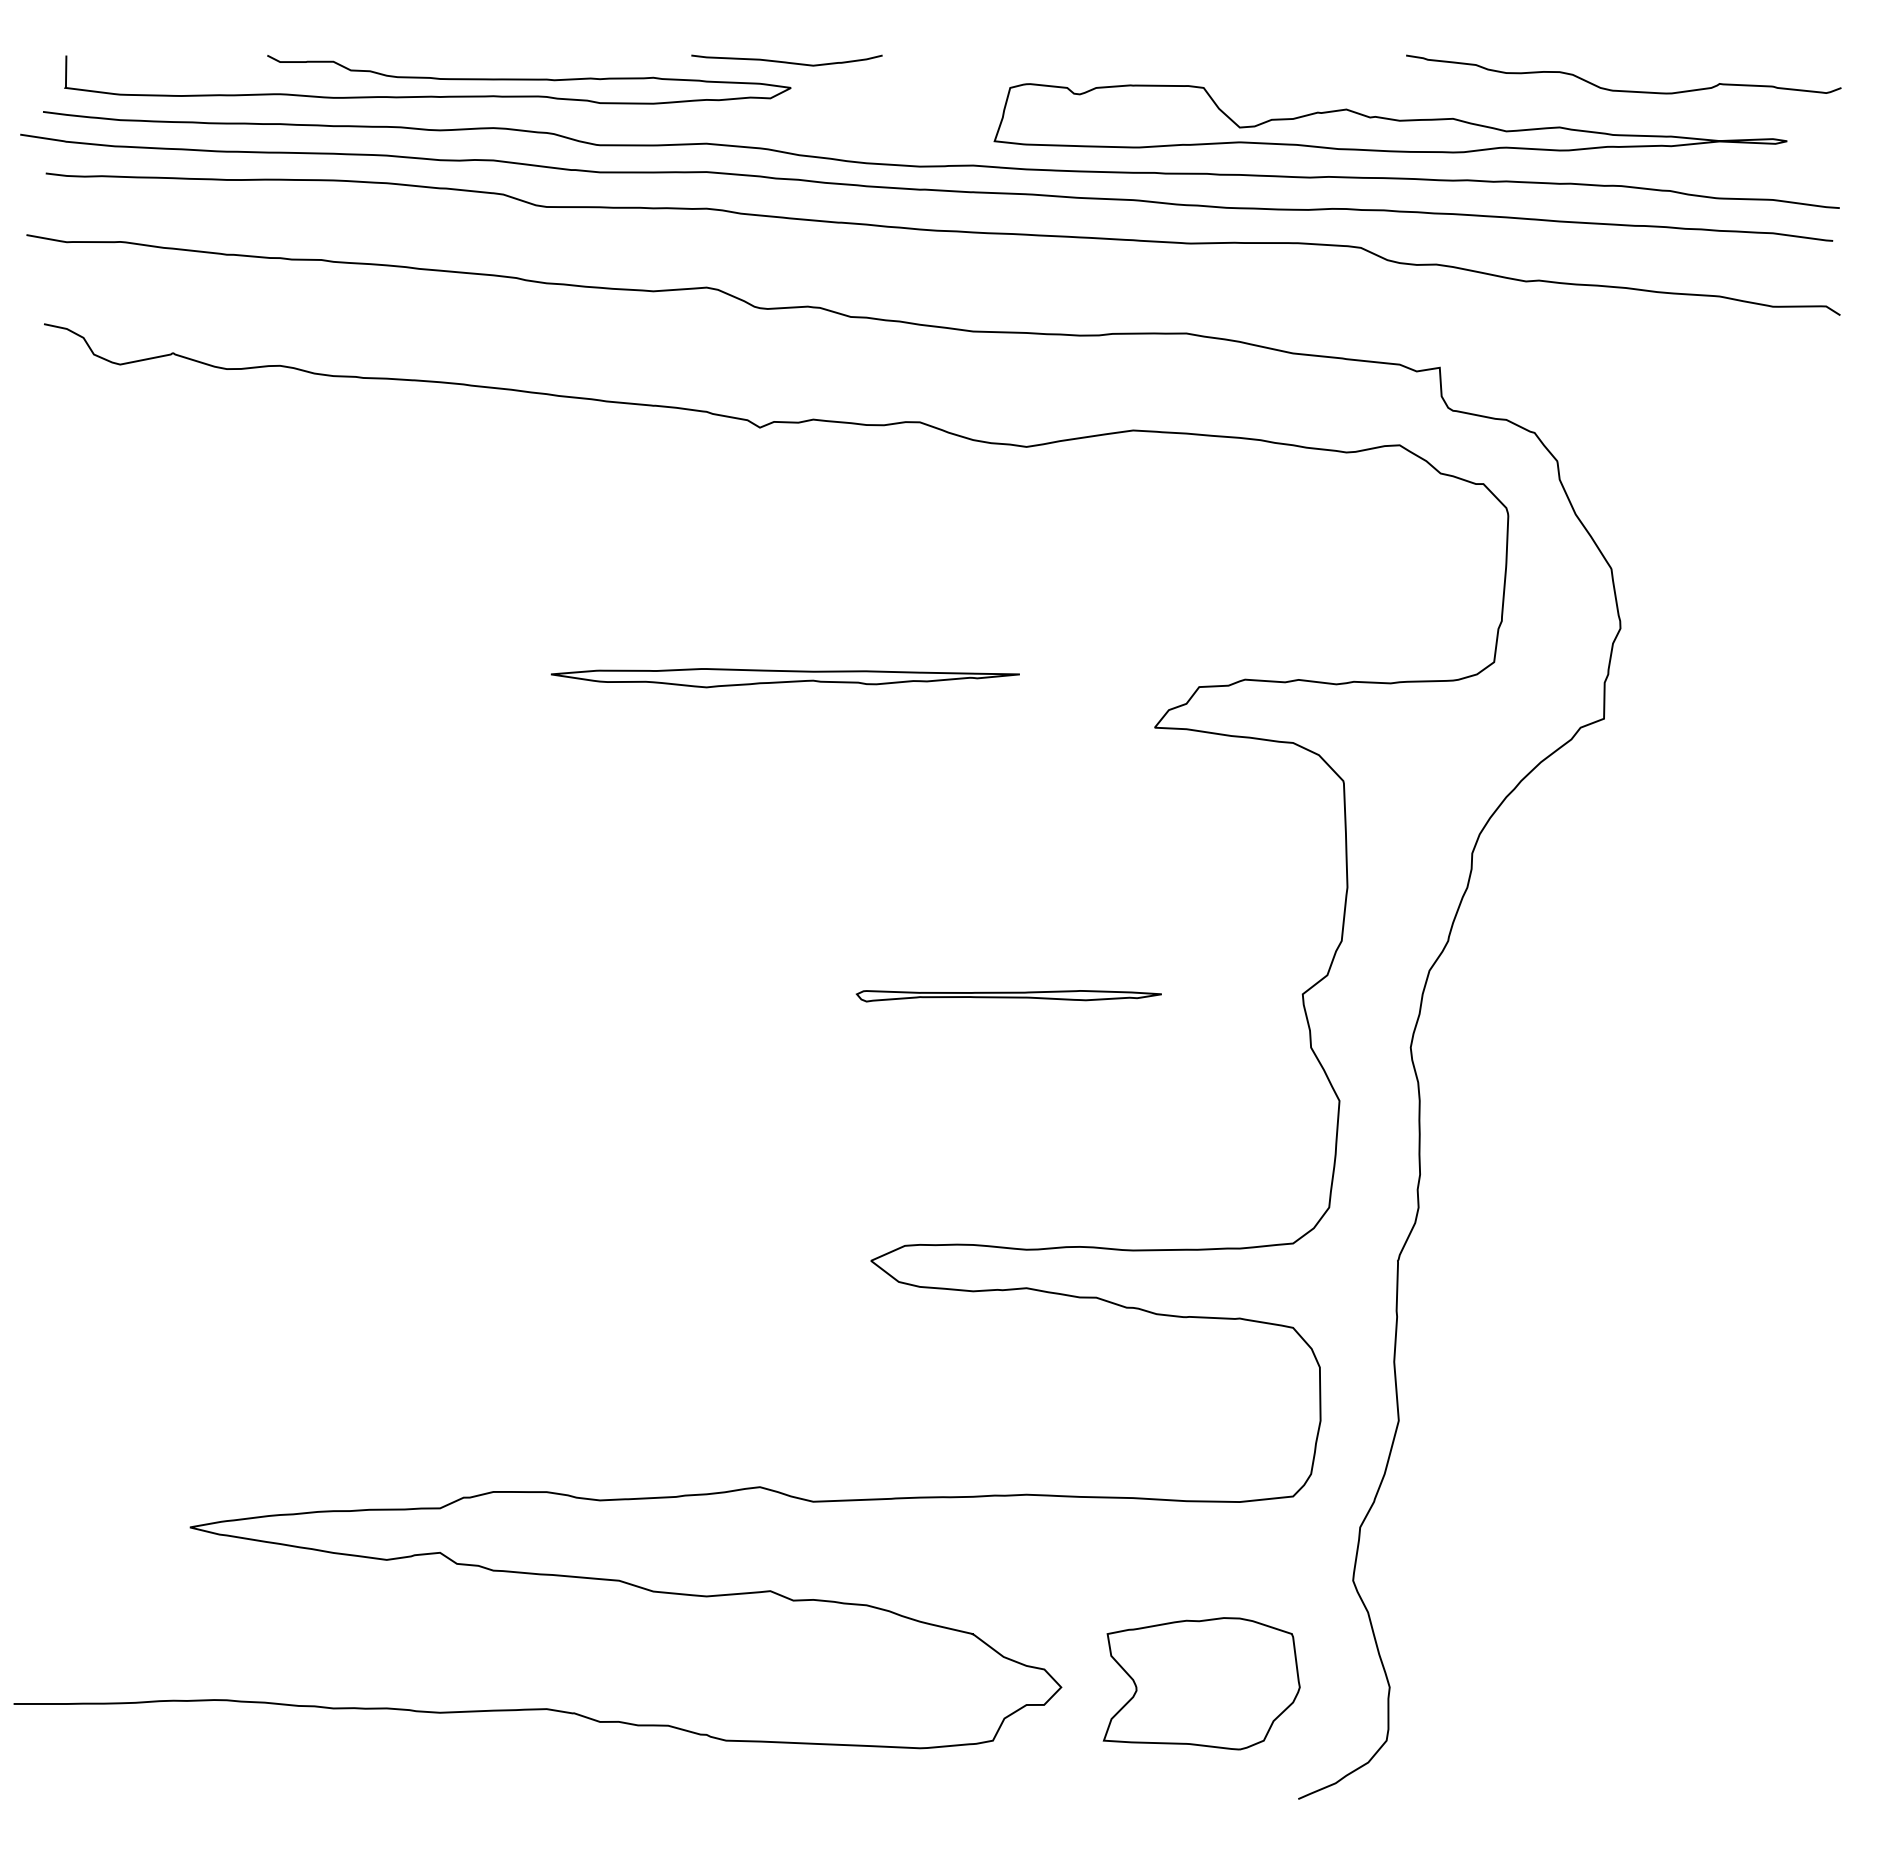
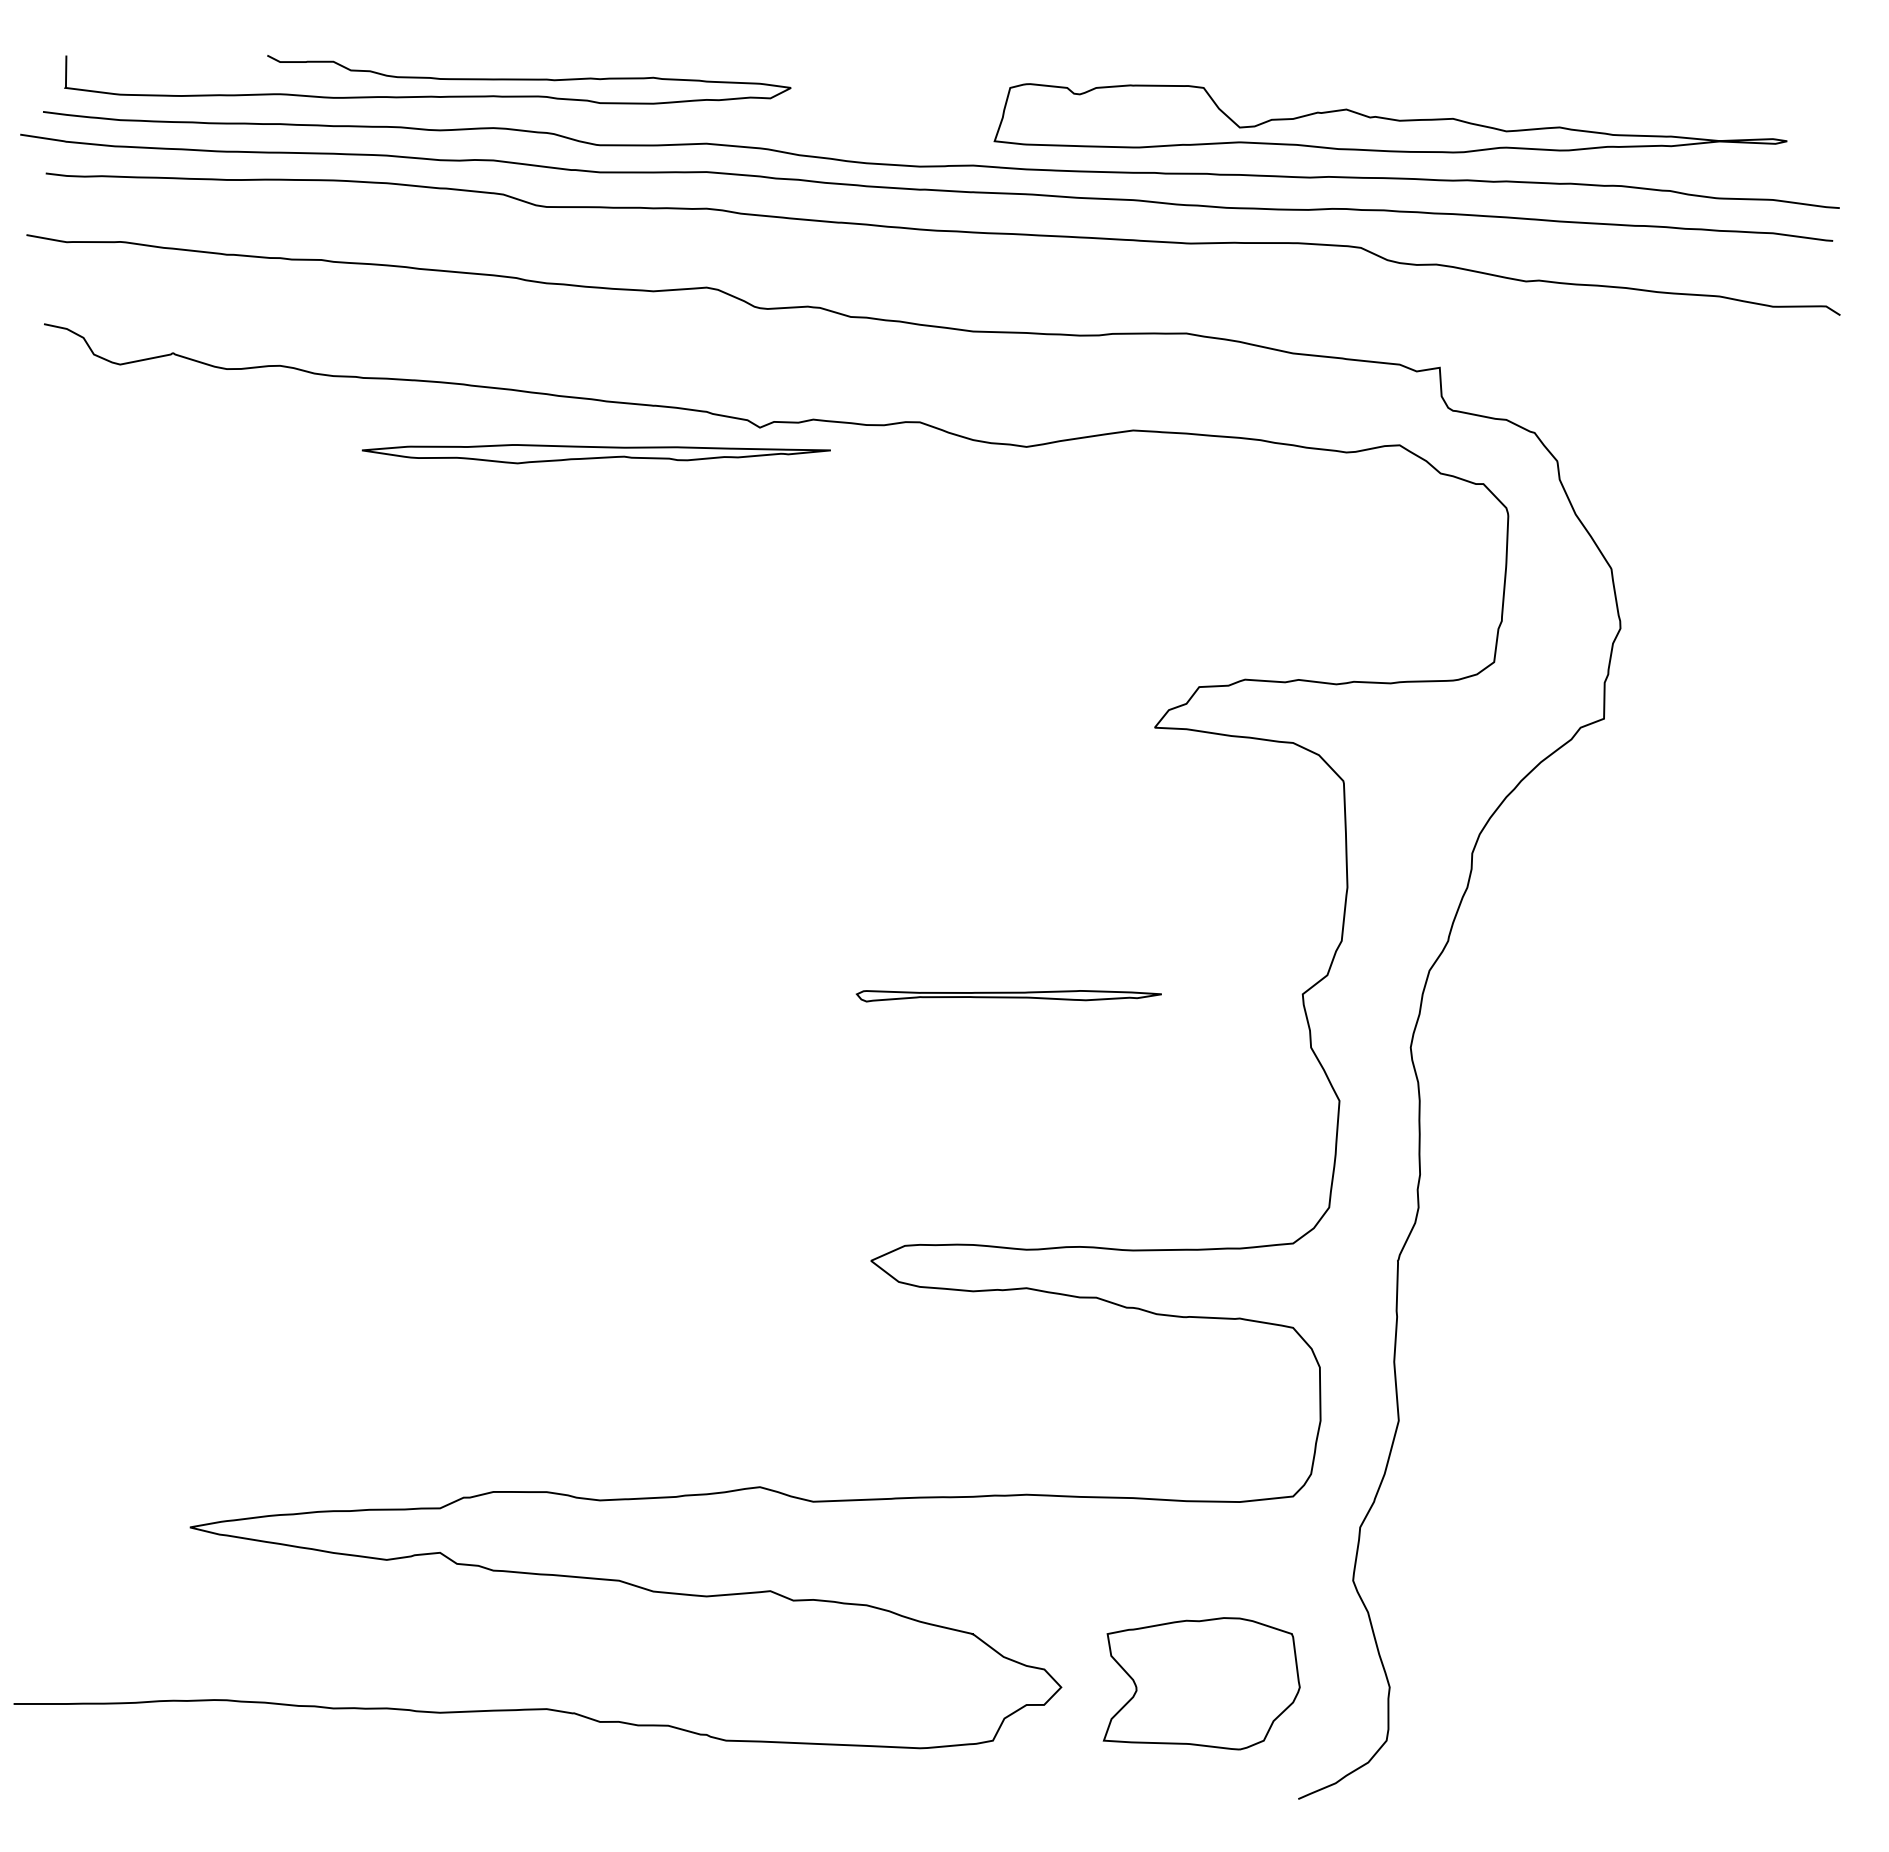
curve: present -> none (786, 61)
curve: present -> none (1623, 90)
part position: (784, 678) -> (595, 454) (595, 454)
